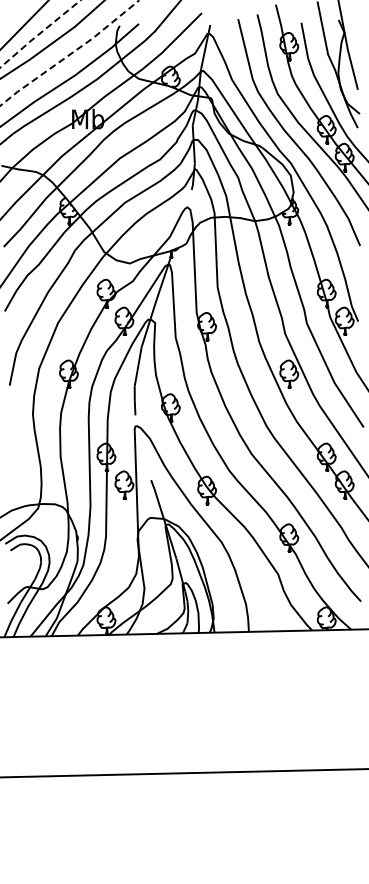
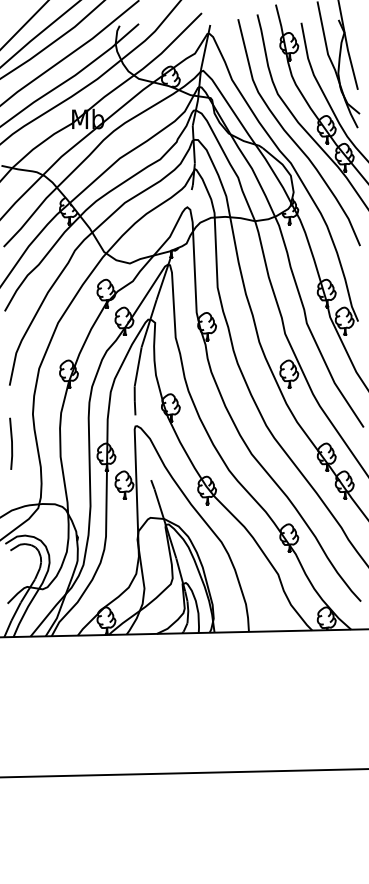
line: dashed -> solid (39, 33)
line: dashed -> solid (70, 54)
line: none -> present (11, 443)
